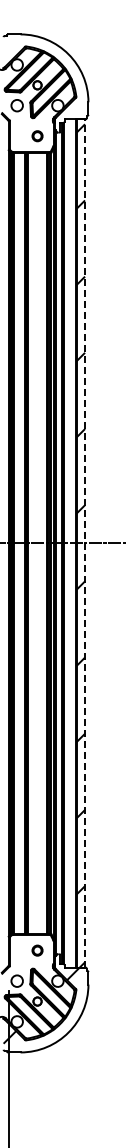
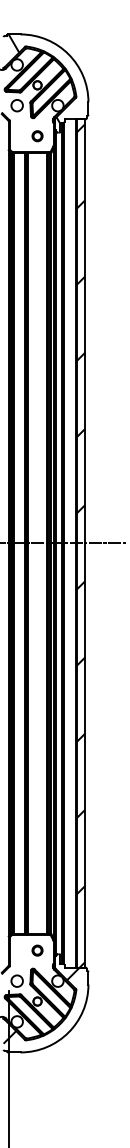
hatch: none -> present (34, 78)
line: dashed -> solid (85, 542)
